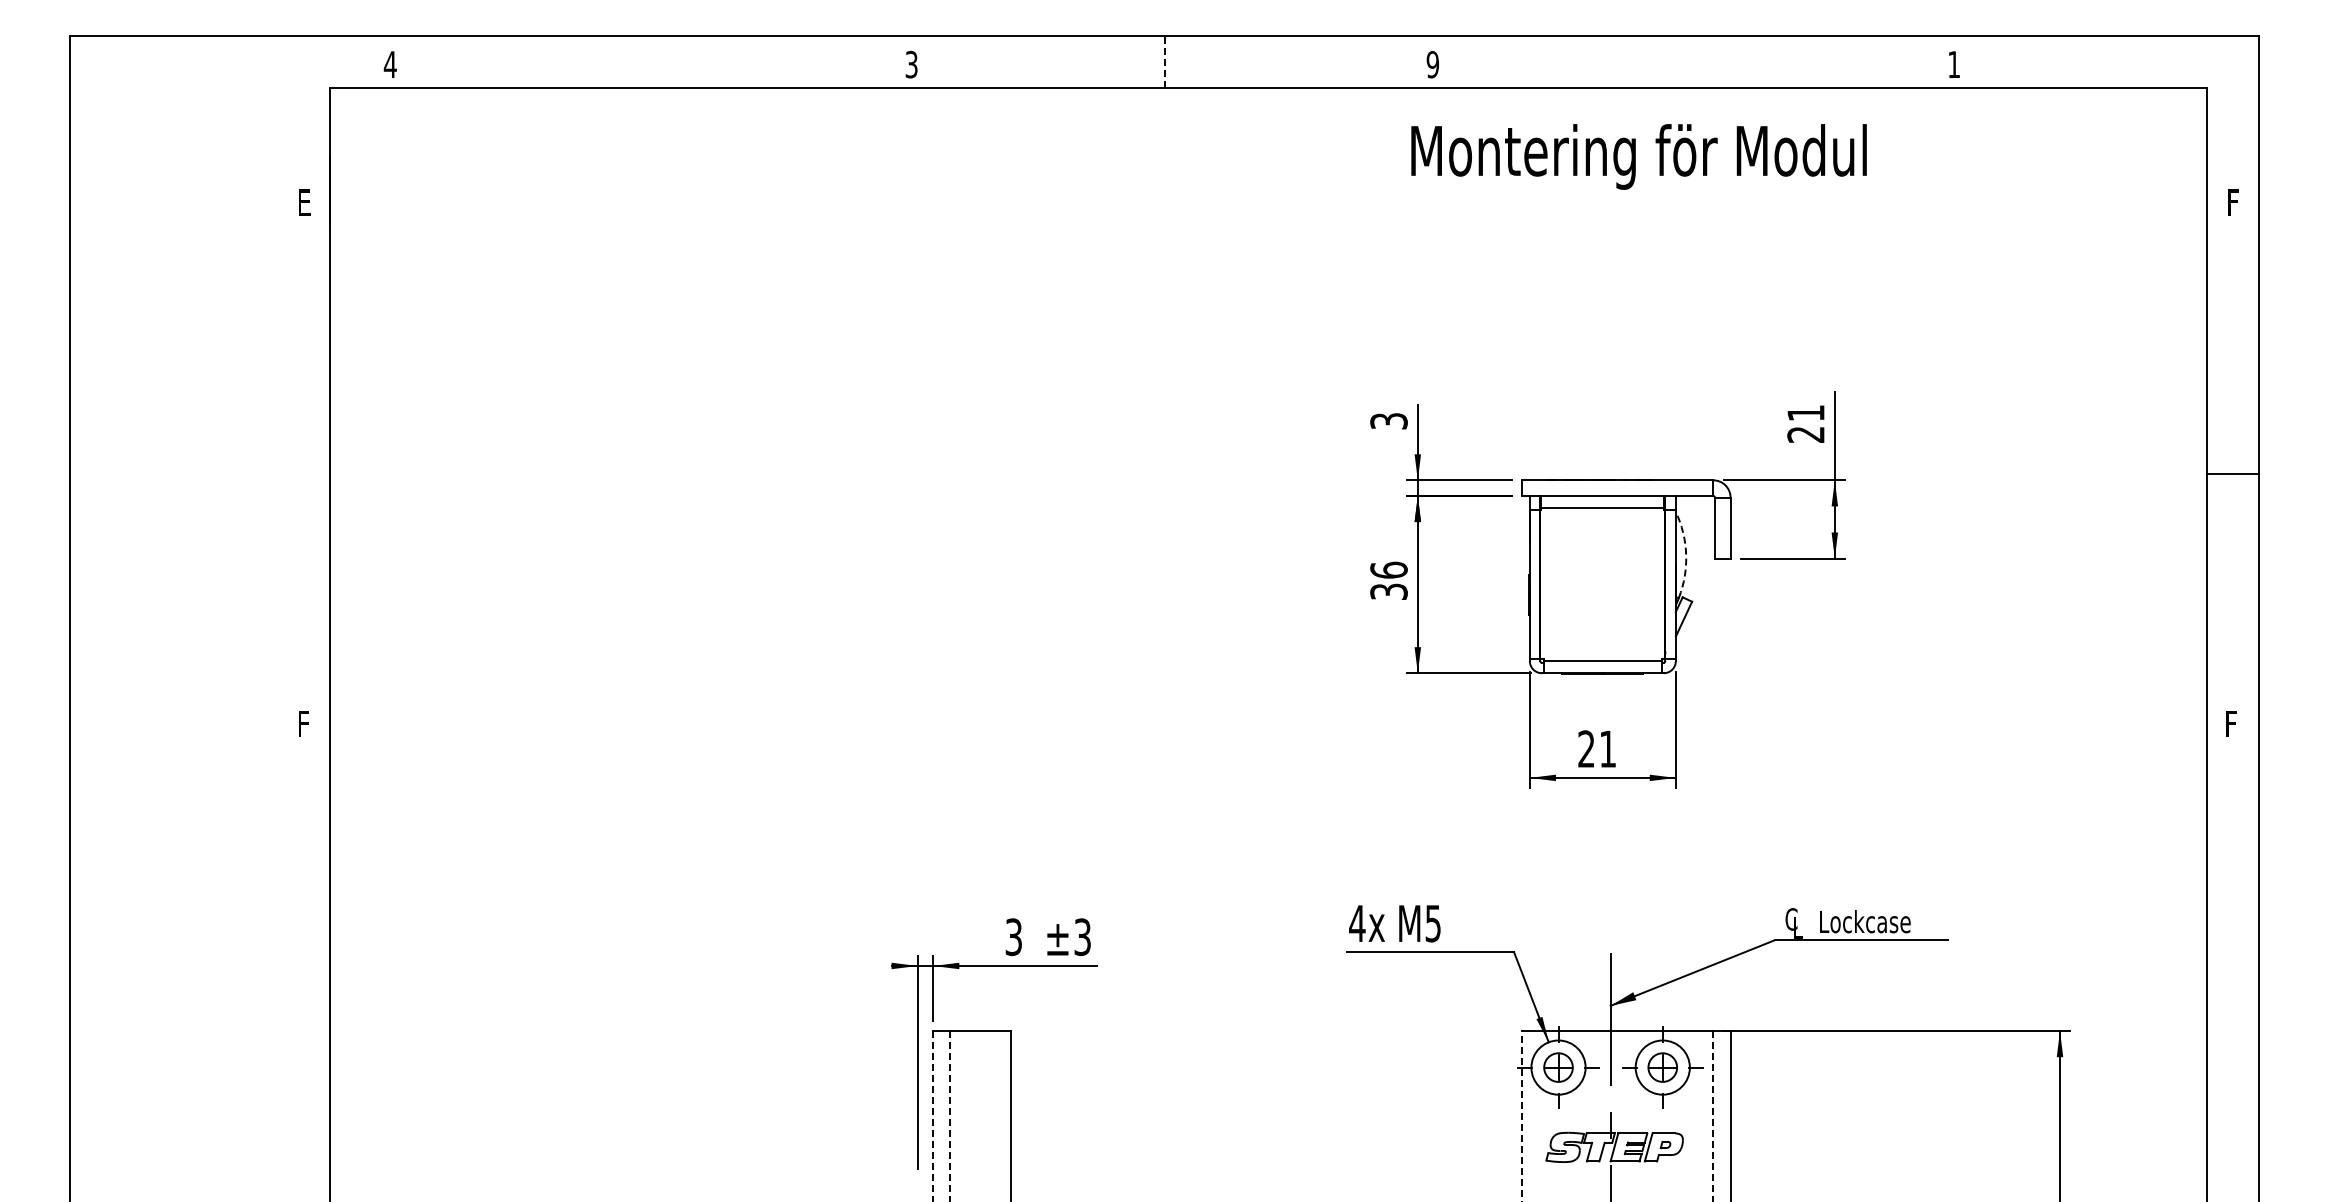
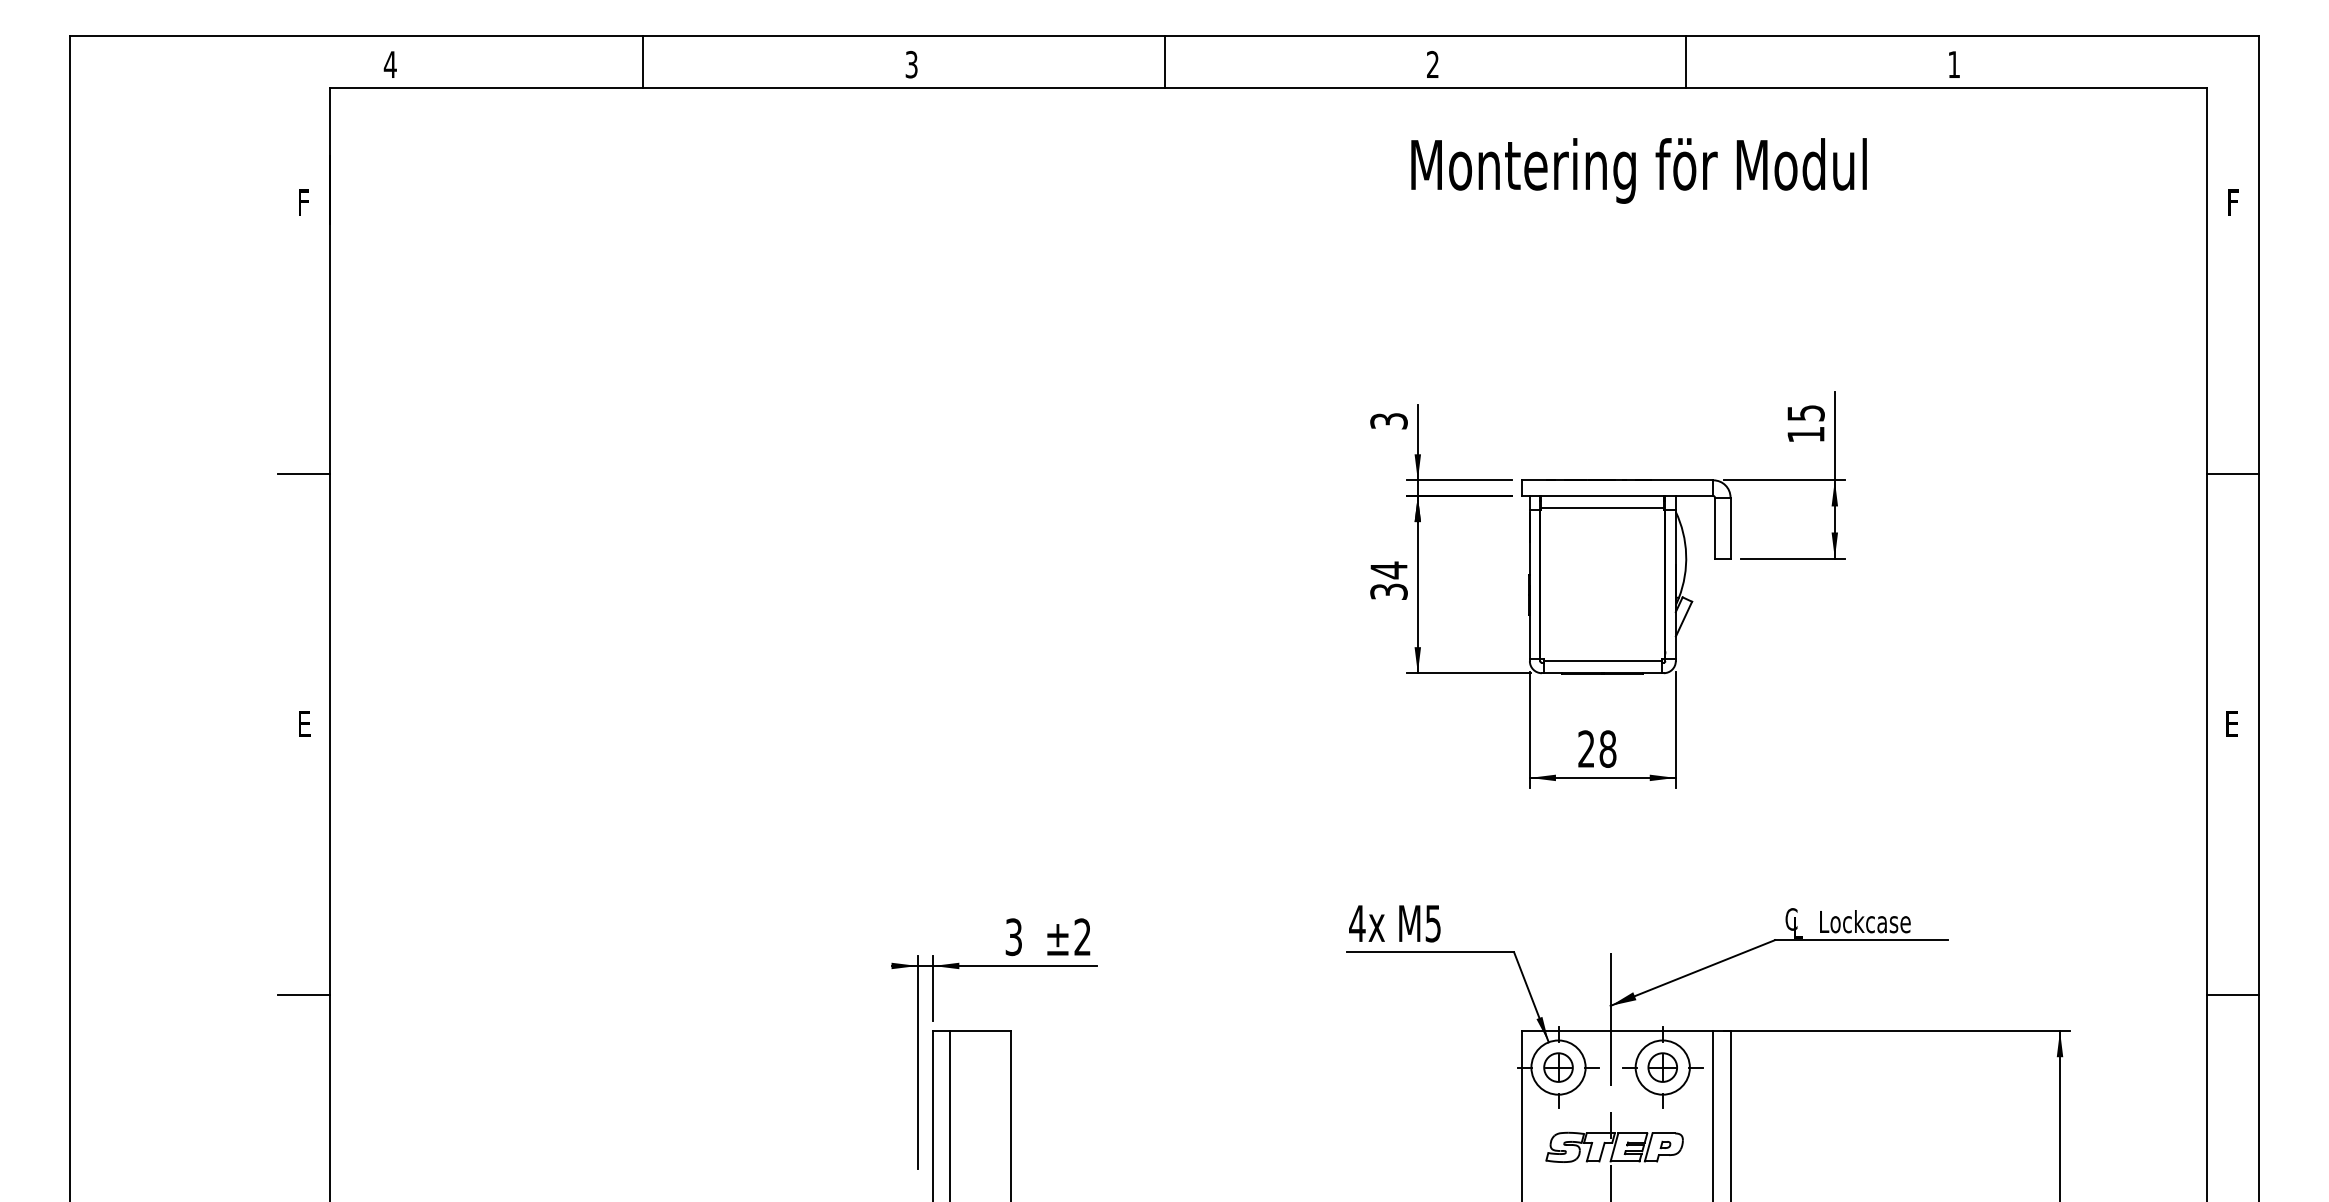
line: dashed -> solid (1164, 61)
line: none -> present (643, 62)
line: none -> present (1685, 62)
text: 9 -> 2 (1432, 64)
text position: (1638, 156) -> (1638, 170) (1638, 170)
text: E -> F (305, 202)
text: 21 -> 15 (1805, 423)
line: none -> present (304, 474)
arc: dashed -> solid (1686, 554)
text: 36 -> 34 (1388, 570)
text: F -> E (305, 723)
text: F -> E (2233, 723)
text: 21 -> 28 (1607, 748)
text: ±3 -> ±2 (1082, 937)
line: none -> present (304, 995)
line: none -> present (2233, 995)
line: dashed -> solid (1522, 1116)
line: dashed -> solid (933, 1117)
line: dashed -> solid (950, 1117)
line: dashed -> solid (1713, 1117)
